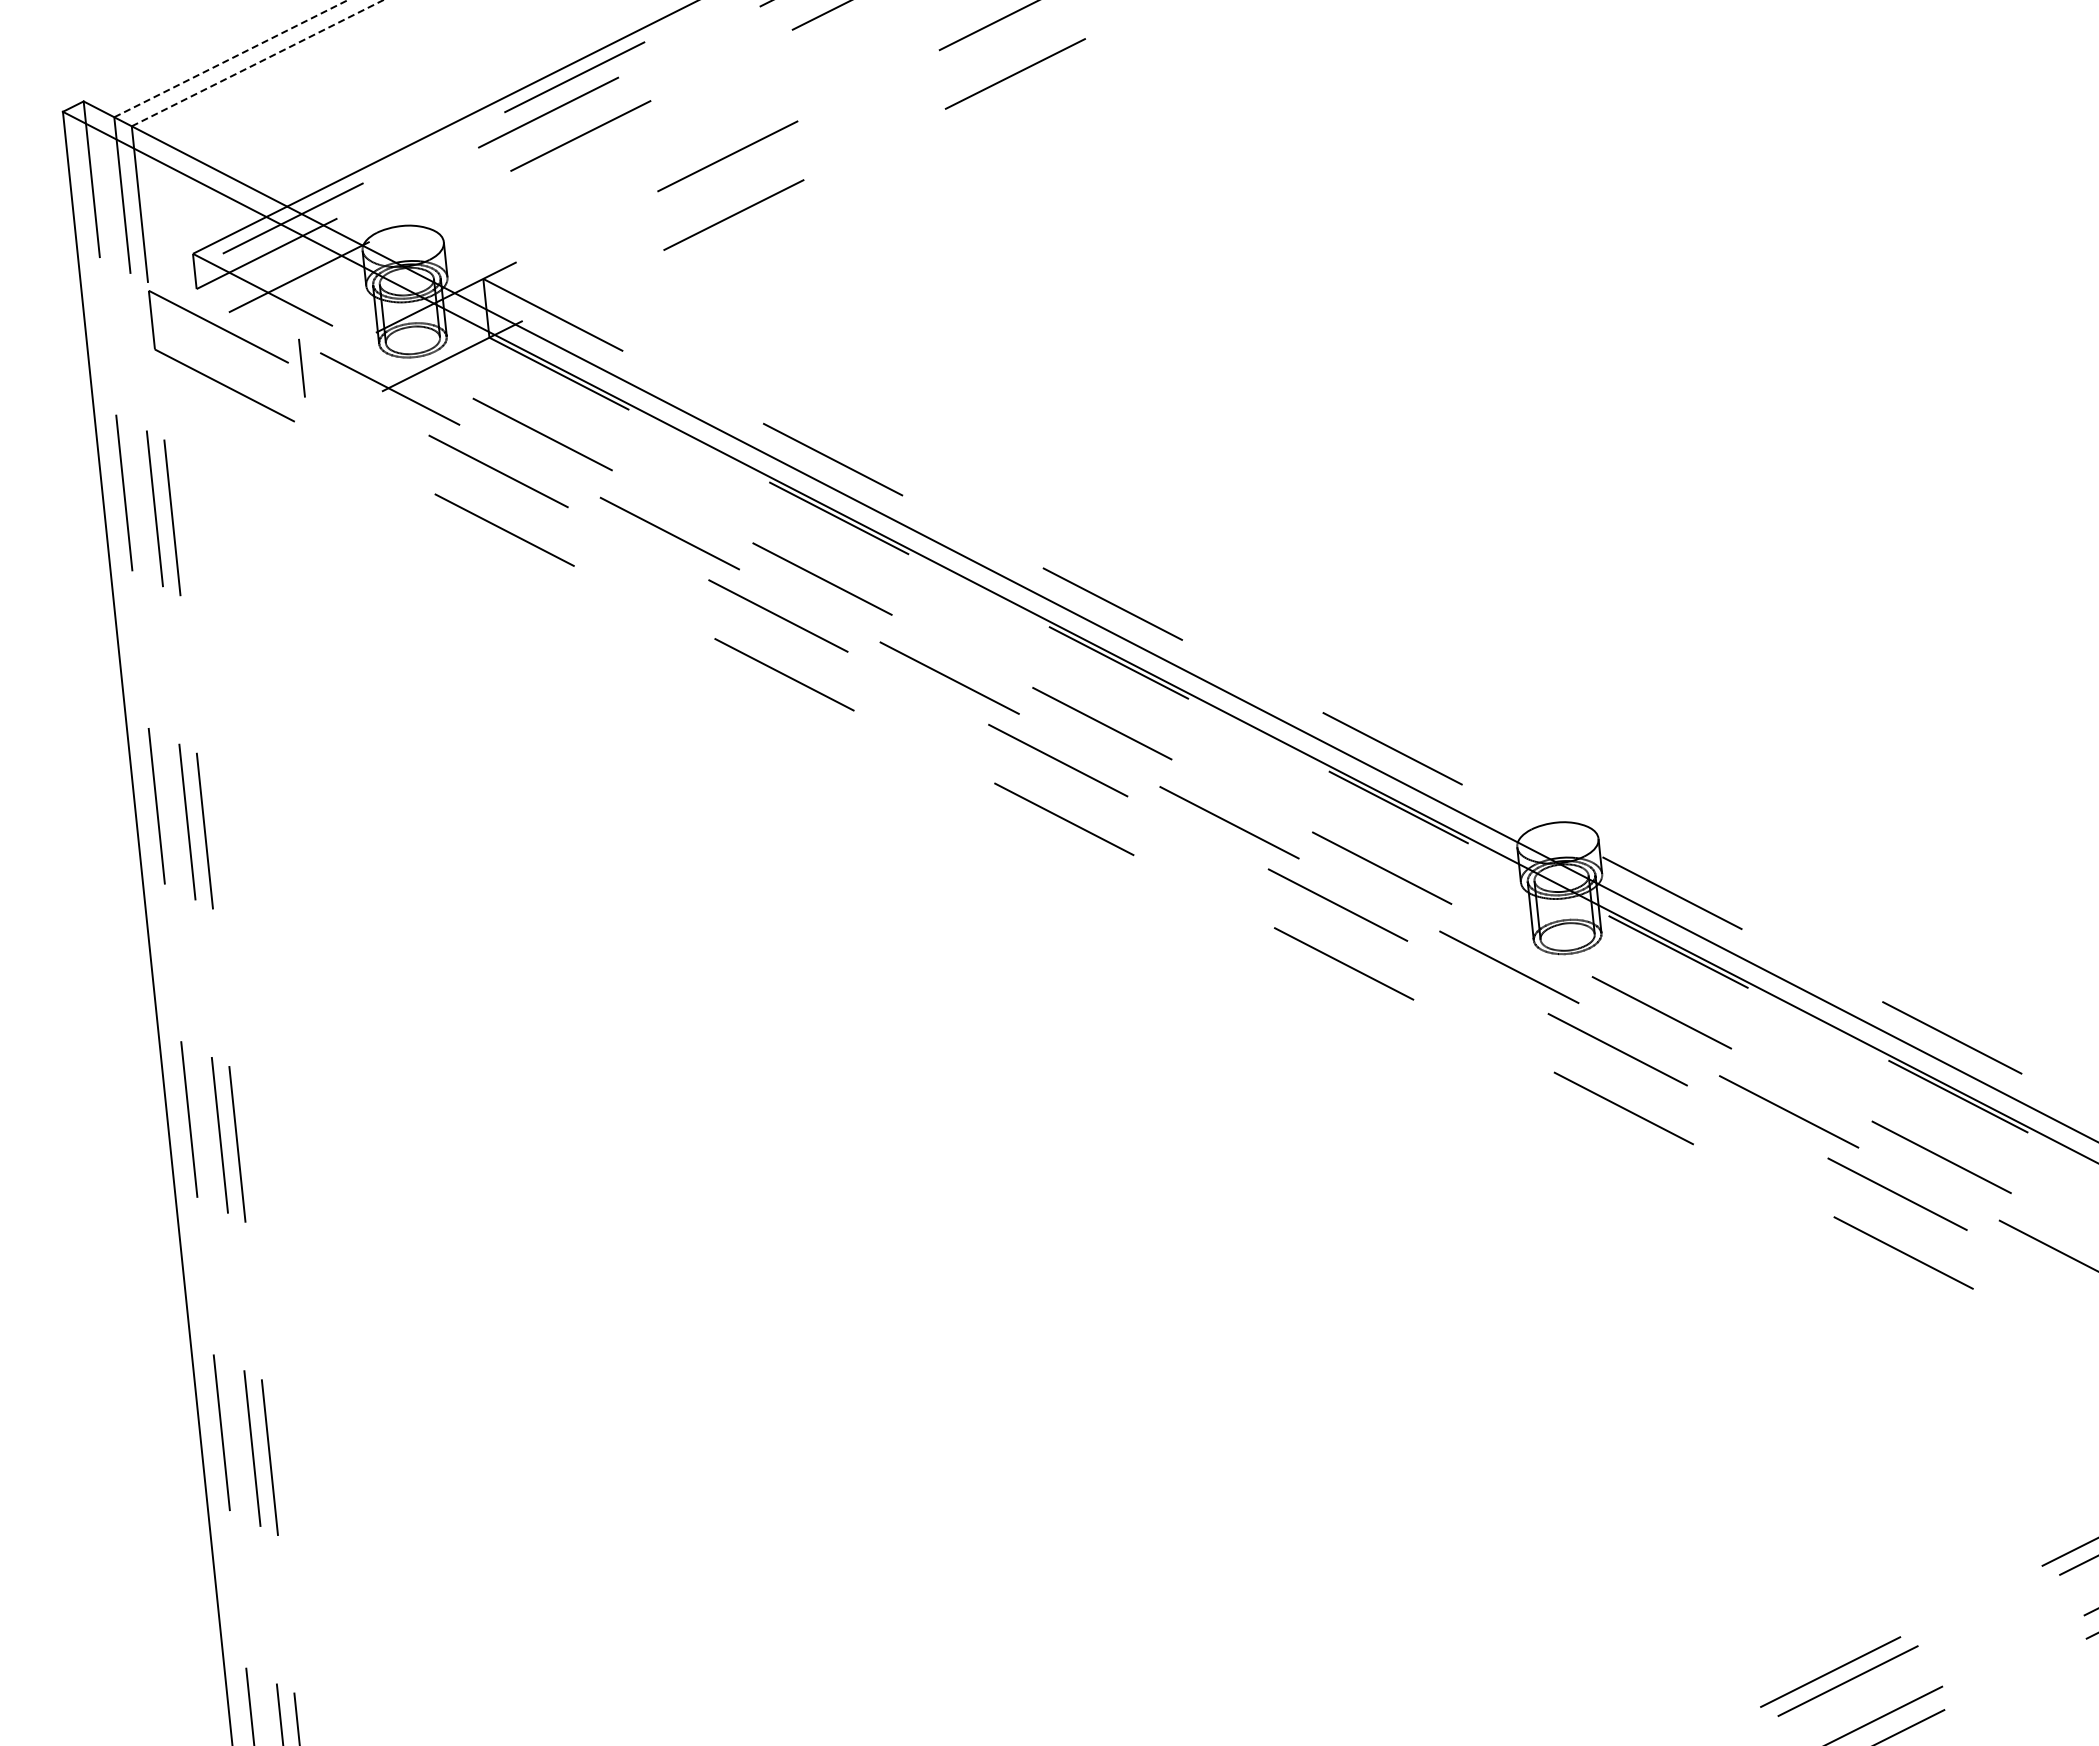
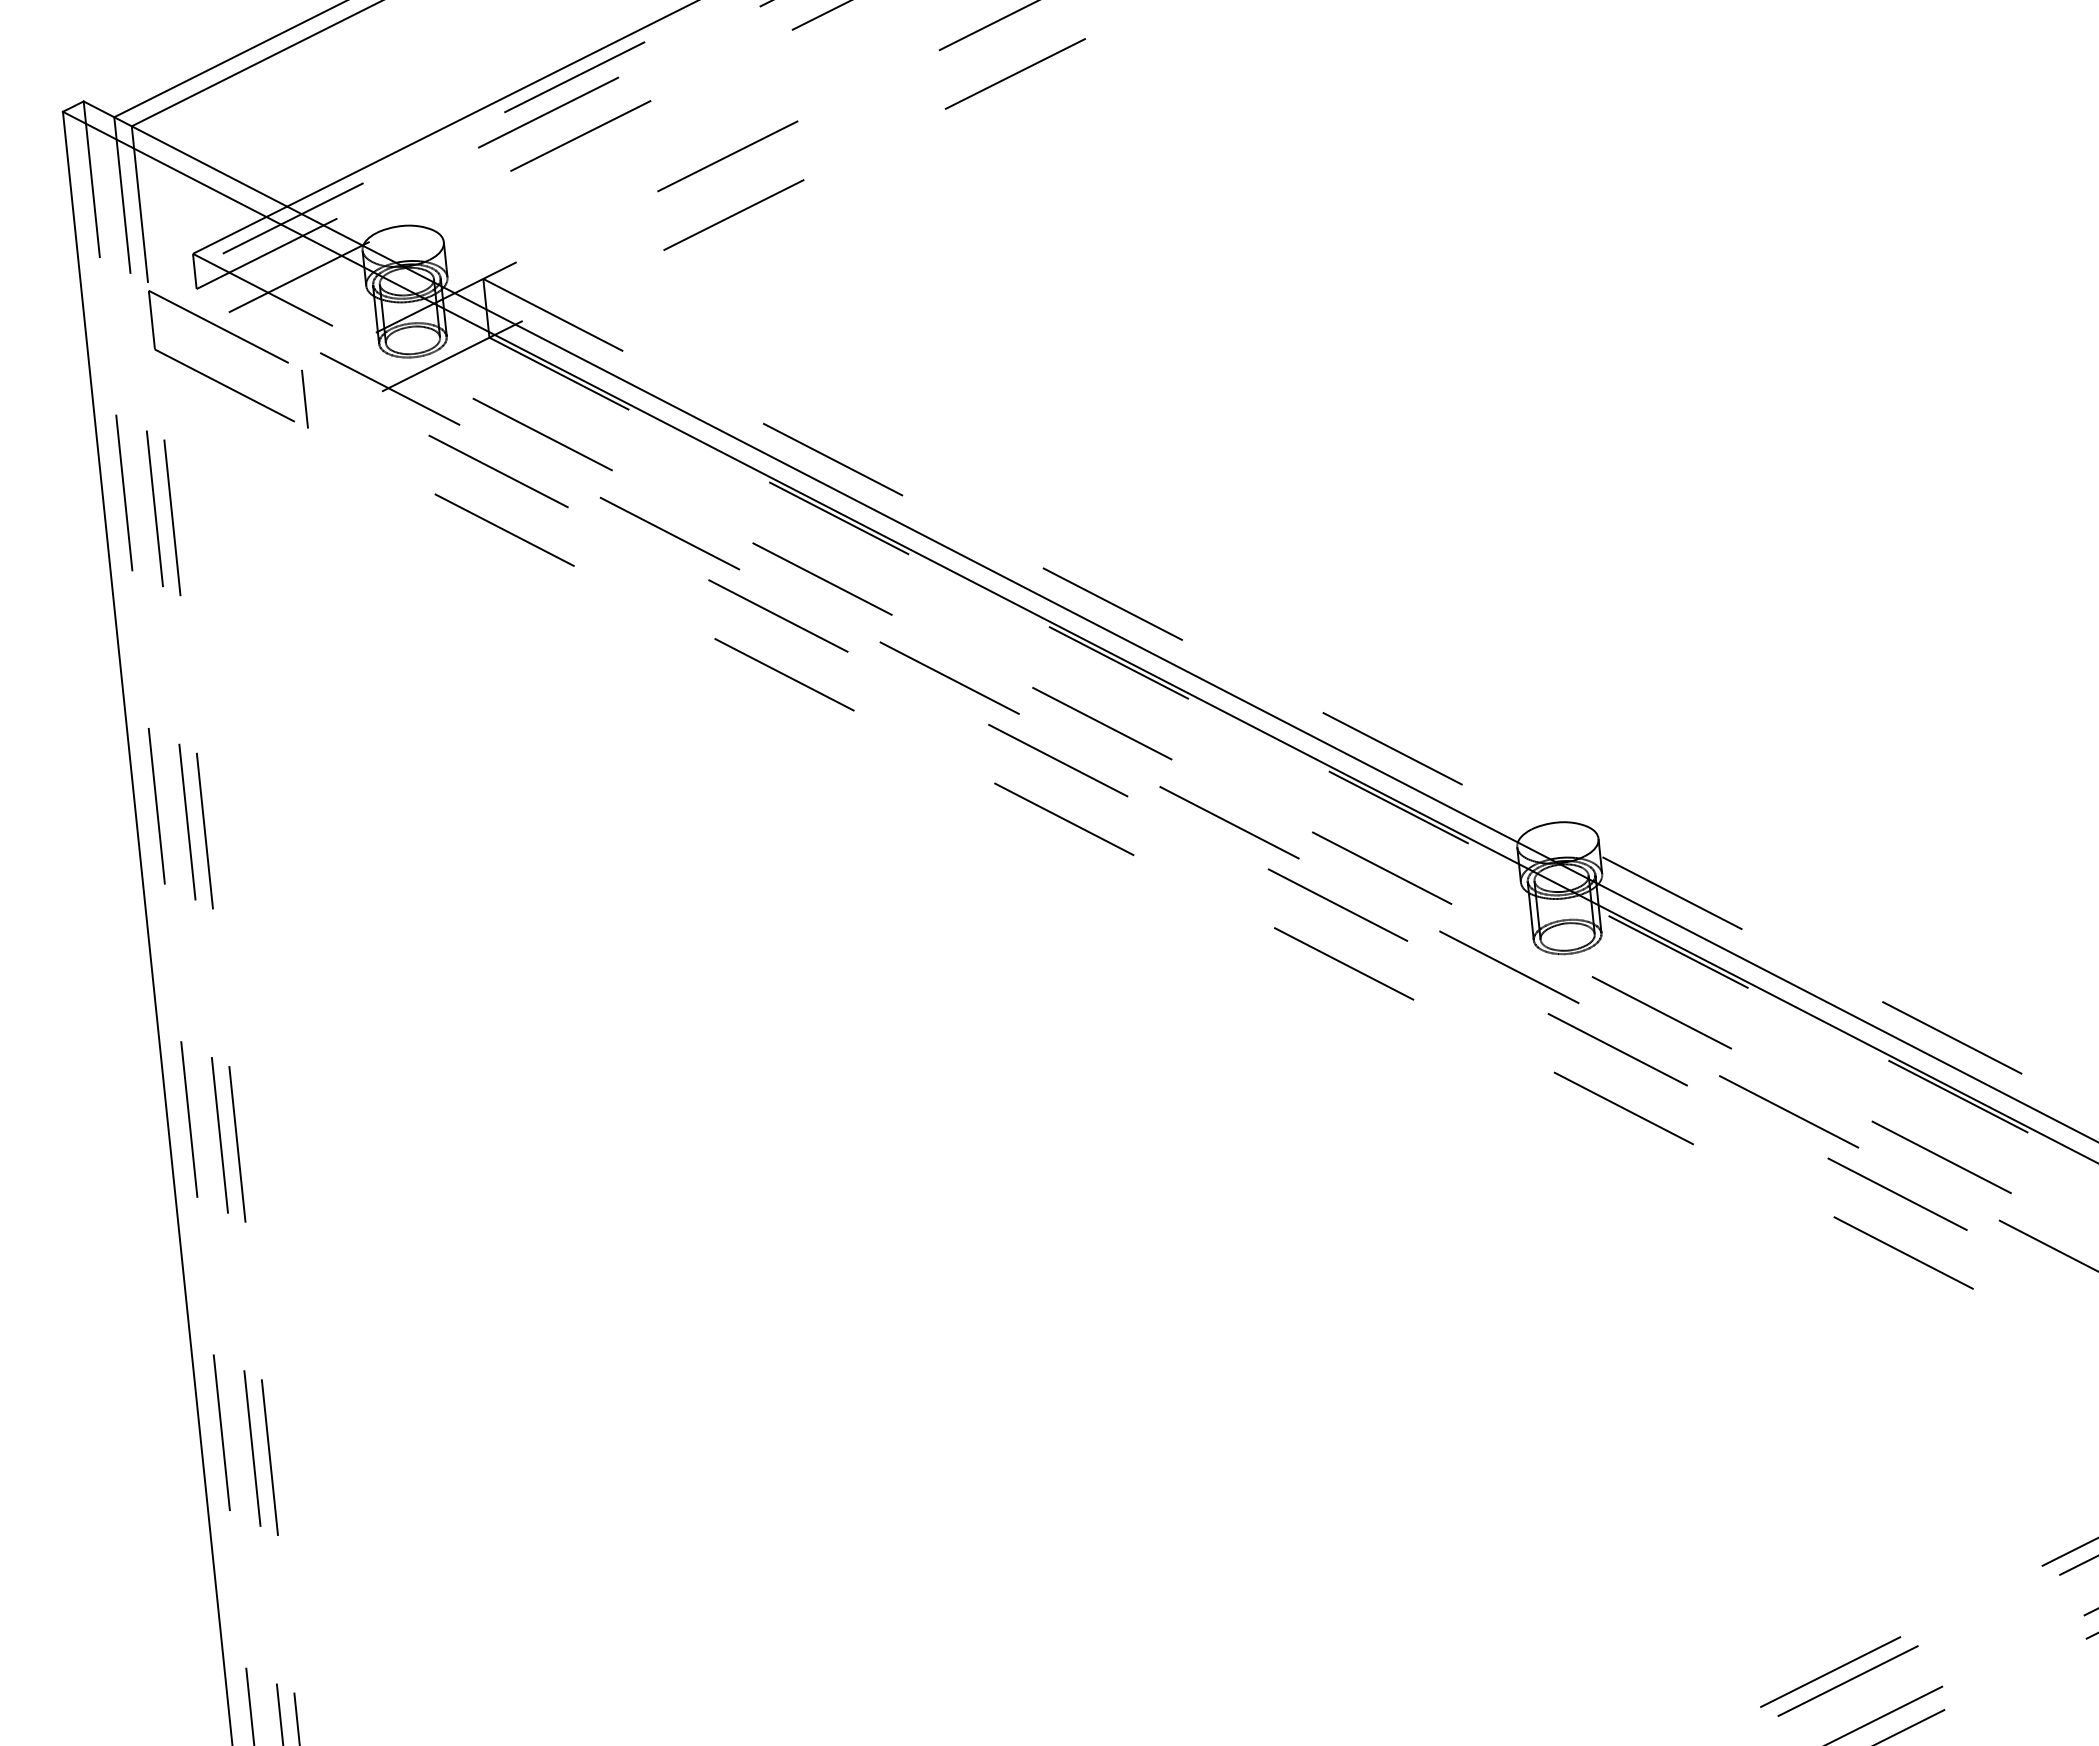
line: dashed -> solid (231, 58)
line: dashed -> solid (257, 63)
line position: (301, 367) -> (304, 398) (304, 398)
